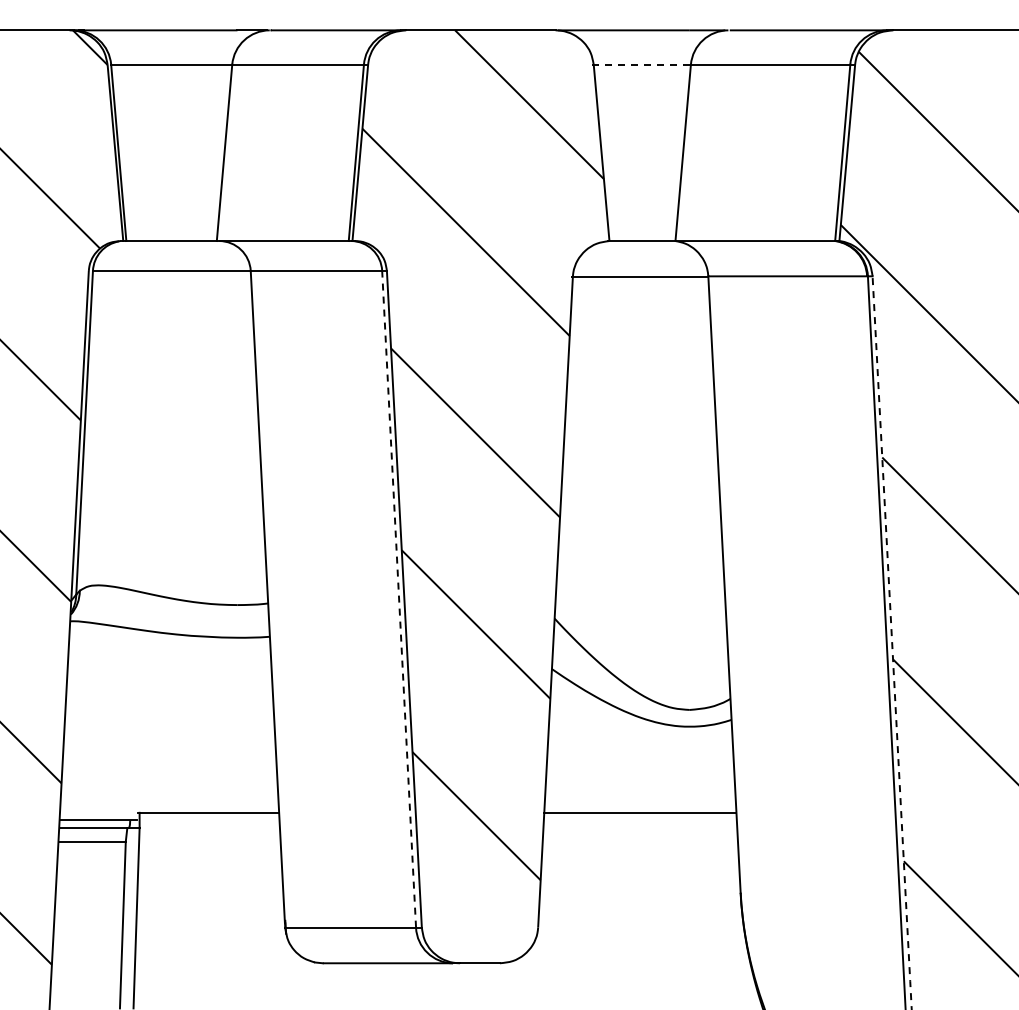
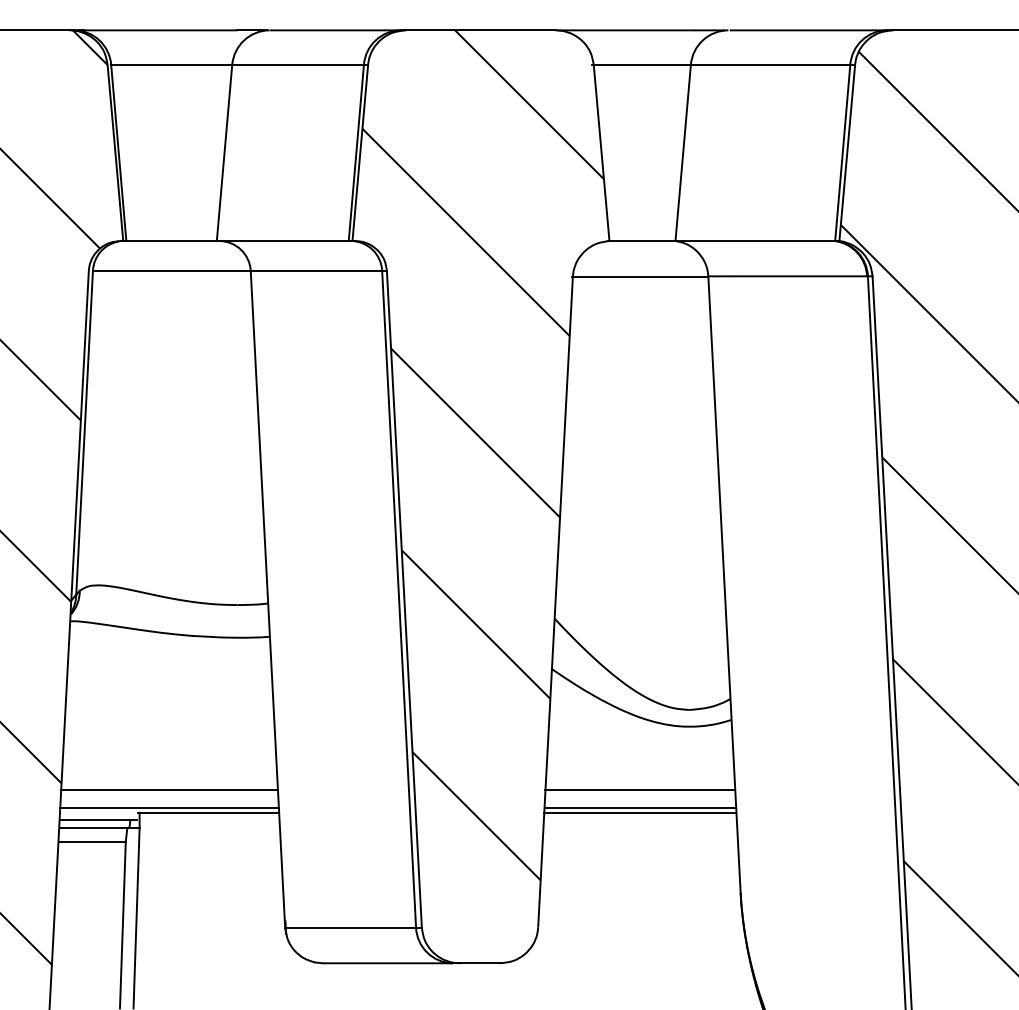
line: dashed -> solid (642, 64)
line: dashed -> solid (399, 599)
line: dashed -> solid (892, 643)
line: none -> present (169, 790)
line: none -> present (640, 790)
line: none -> present (169, 807)
line: none -> present (640, 807)
